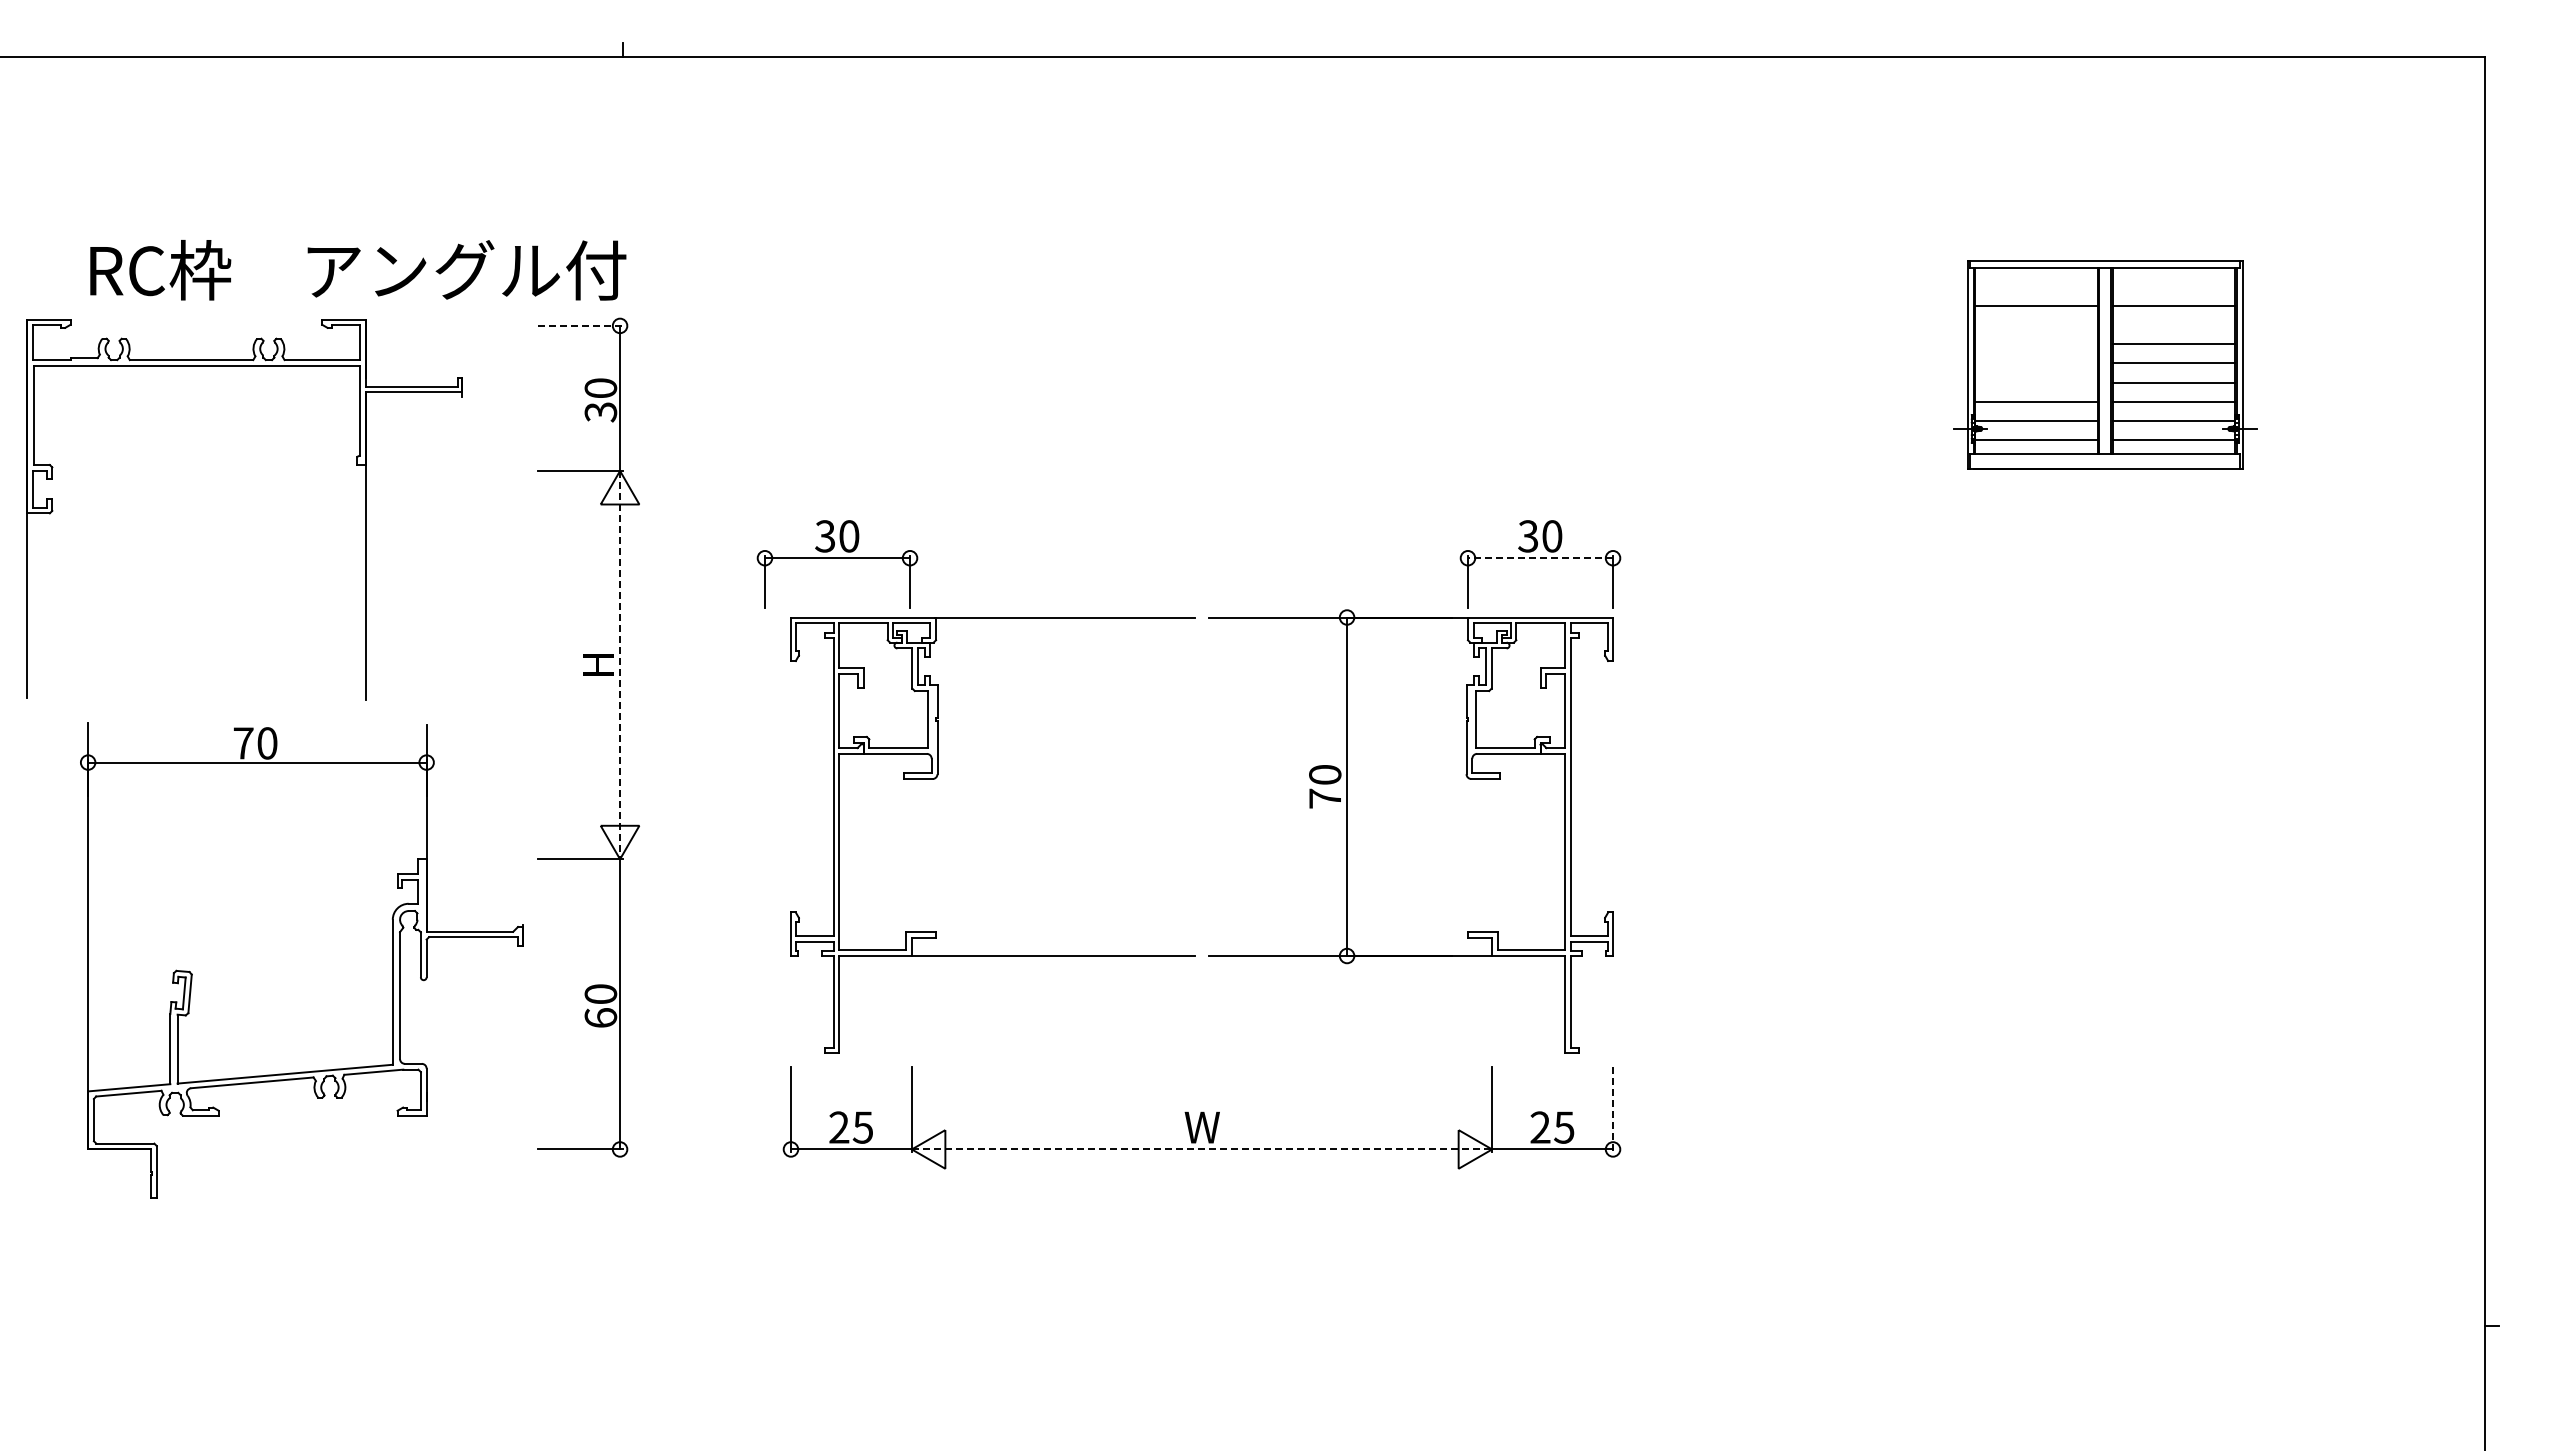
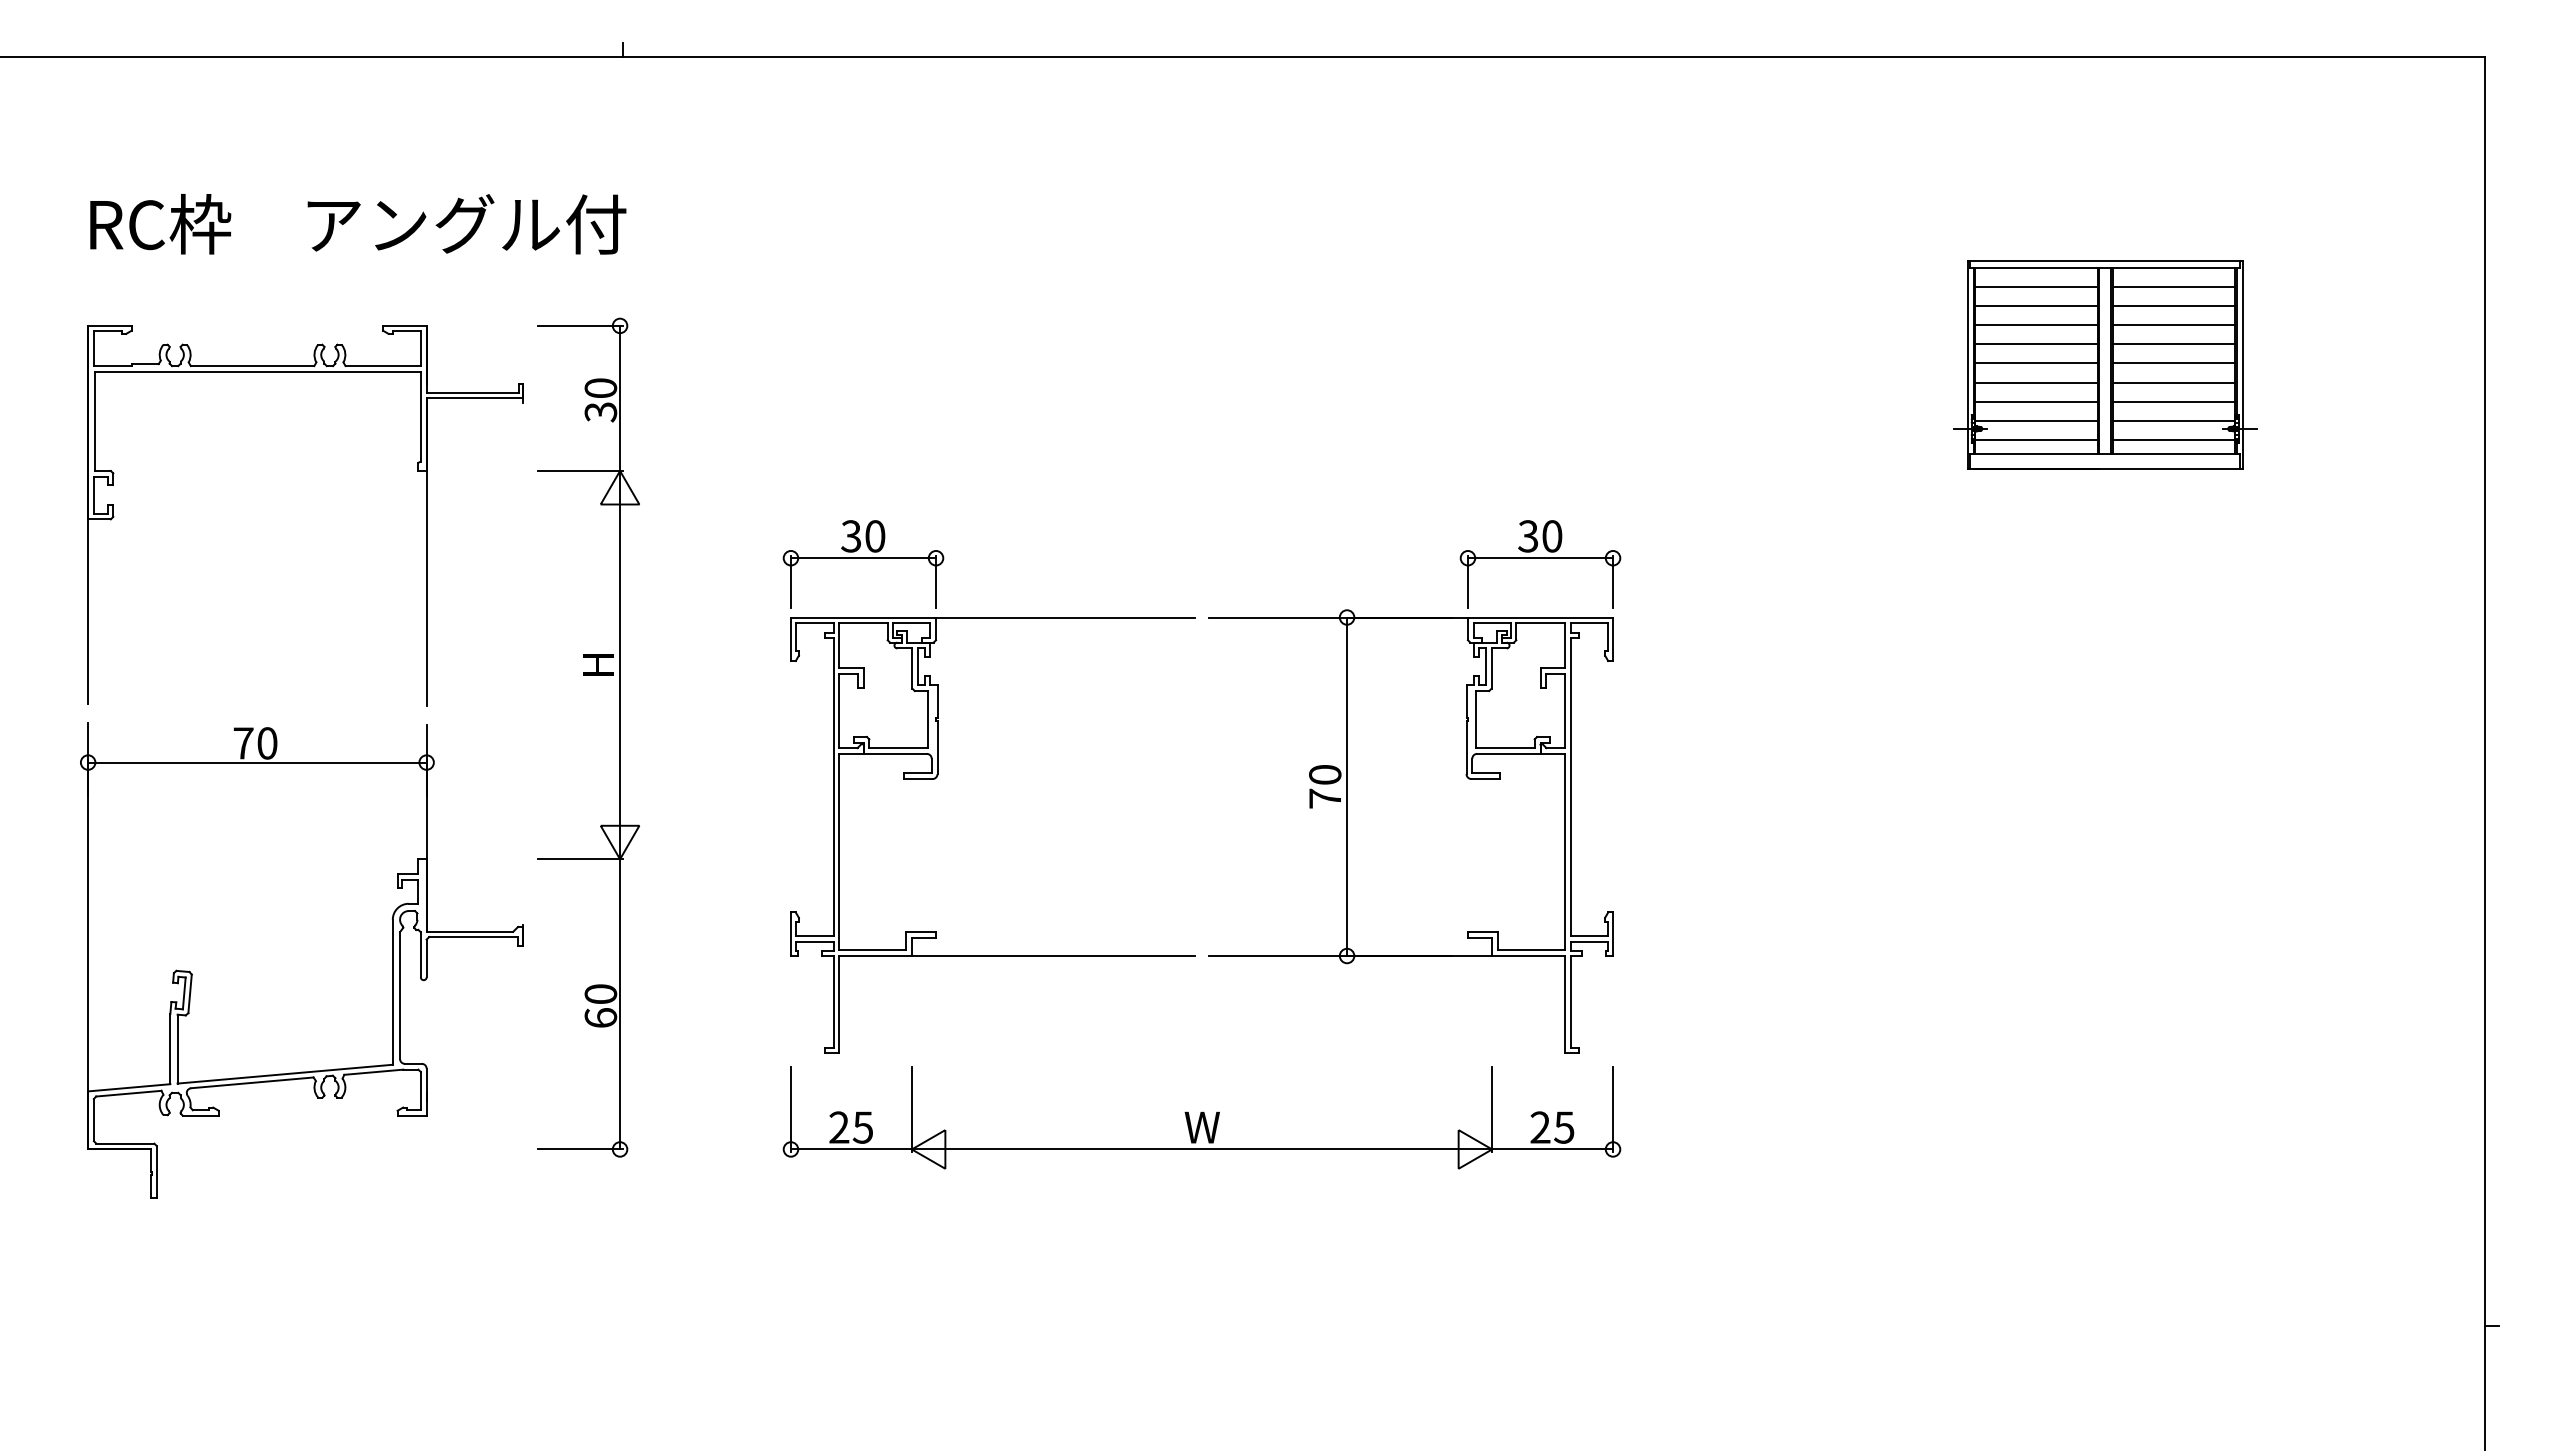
text position: (358, 270) -> (358, 224) (358, 224)
line: none -> present (2036, 286)
line: none -> present (2173, 286)
line: dashed -> solid (580, 325)
line: none -> present (2036, 325)
line: none -> present (2173, 325)
line: none -> present (2036, 344)
line: none -> present (2036, 363)
line: none -> present (2036, 382)
part position: (356, 465) -> (417, 471) (417, 471)
line: dashed -> solid (1540, 558)
part position: (837, 564) -> (863, 564) (863, 564)
line: dashed -> solid (620, 665)
line: dashed -> solid (1613, 1110)
line: dashed -> solid (1202, 1149)
